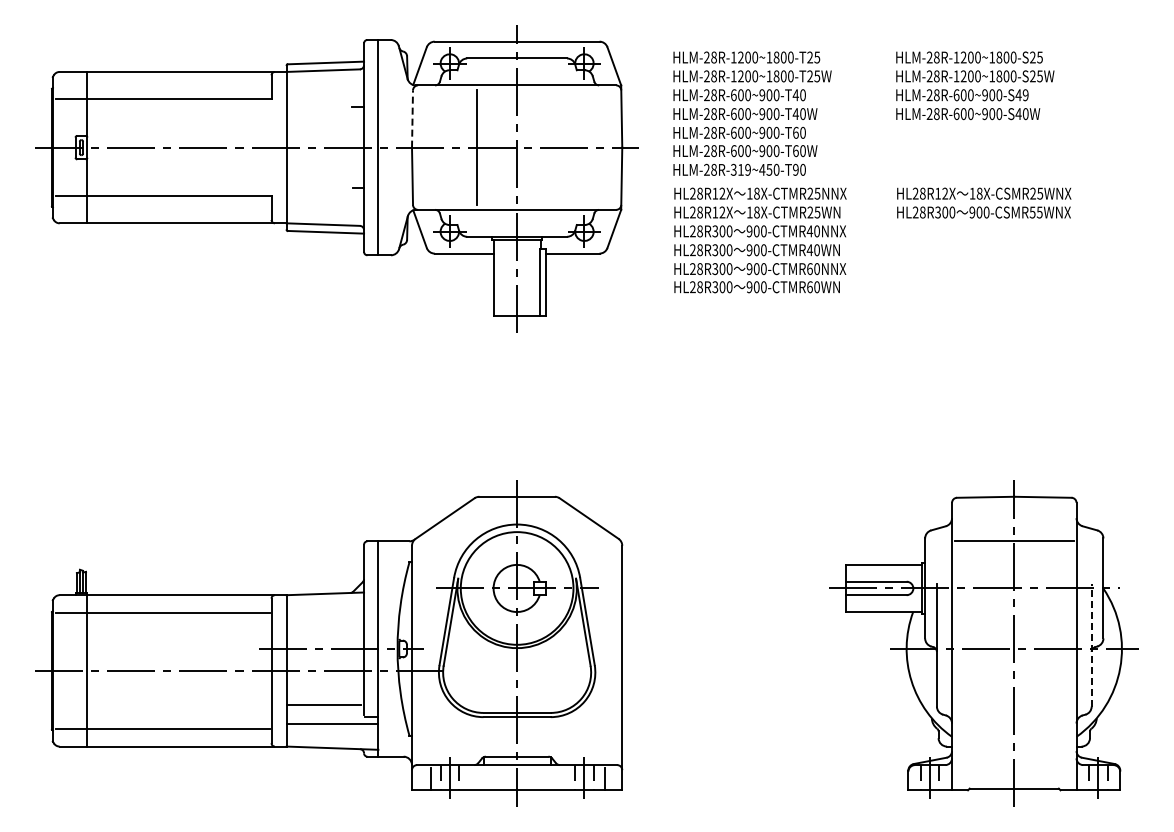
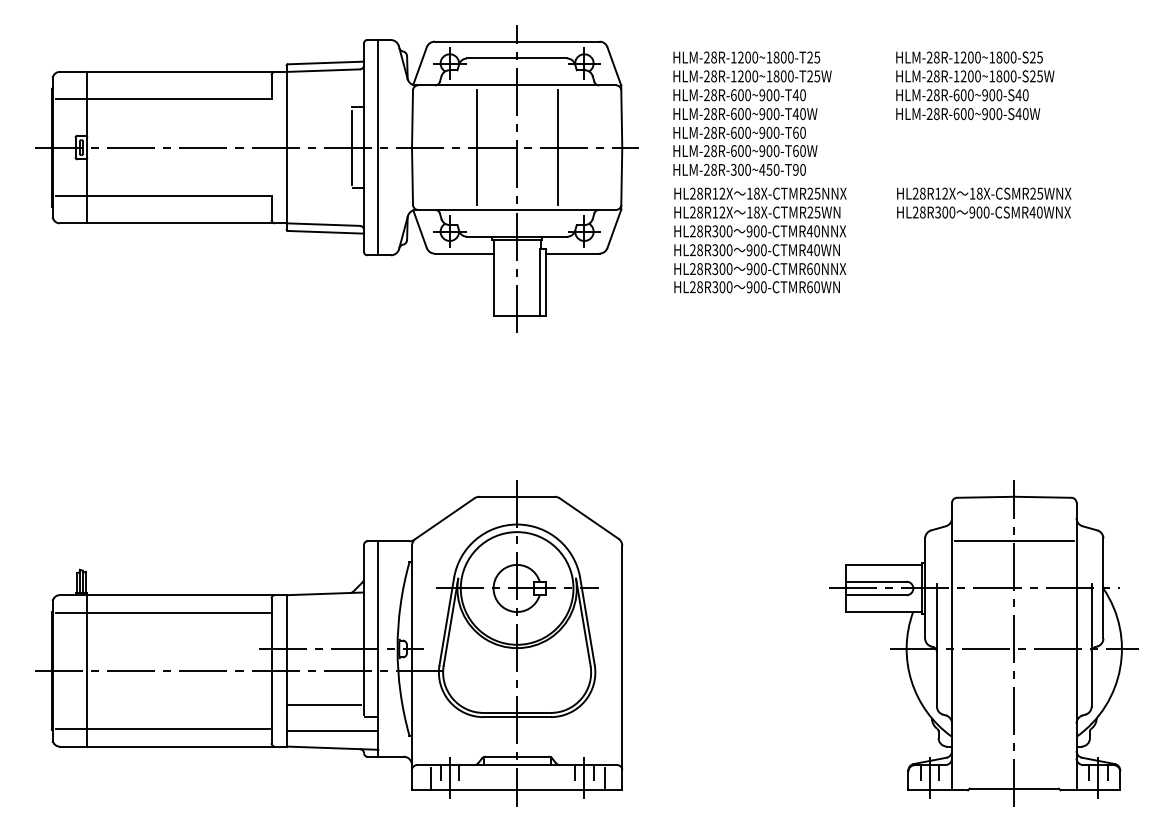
text: HLM-28R-600~900-S49 -> HLM-28R-600~900-S40 (1025, 95)
line: dashed -> solid (412, 119)
line: none -> present (352, 147)
line: none -> present (557, 147)
text: HLM-28R-319~450-T90 -> HLM-28R-300~450-T90 (744, 169)
text: 900-CSMR55WNX -> 900-CSMR40WNX (1035, 212)
line: dashed -> solid (1091, 644)
line position: (332, 723) -> (332, 730) (332, 730)
